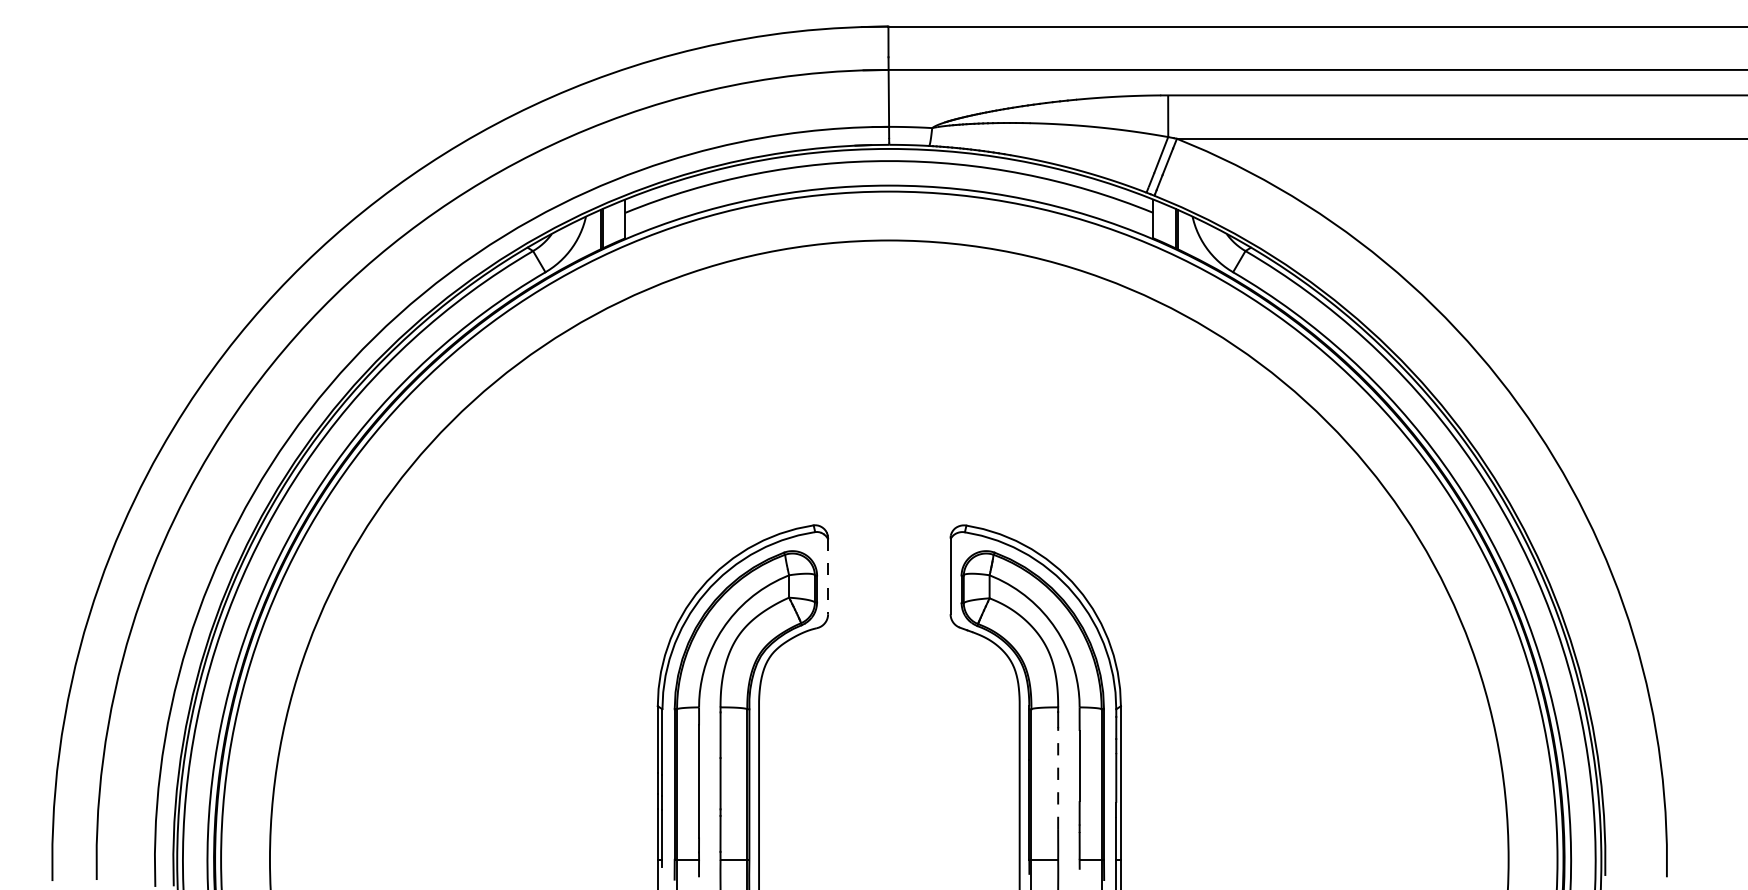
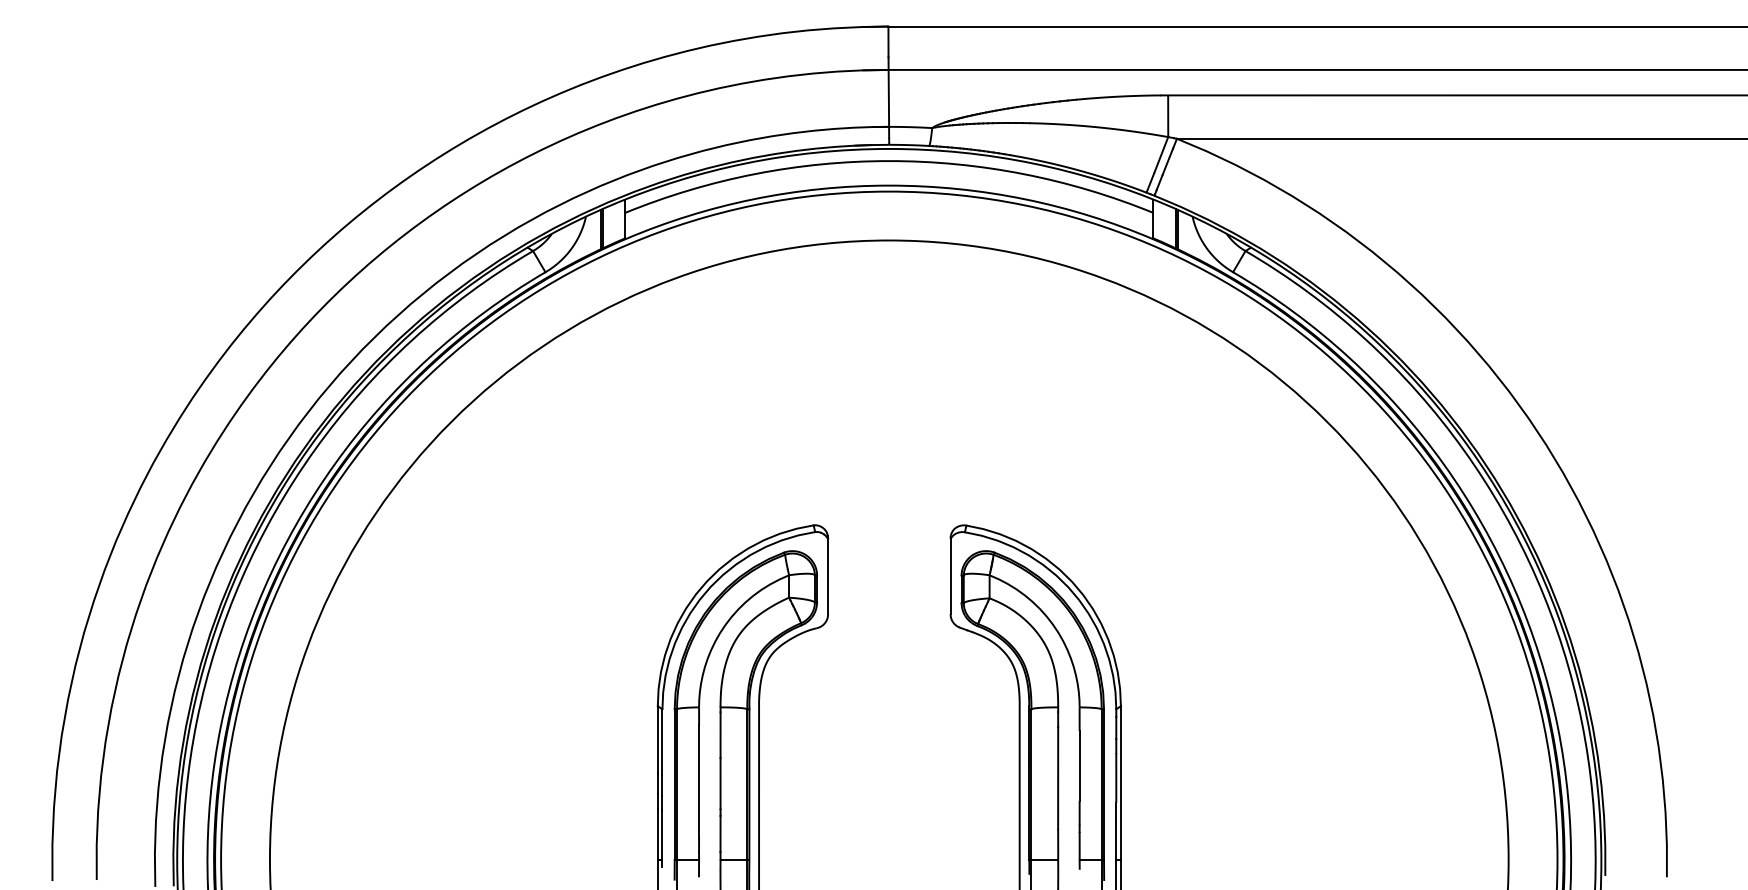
line: dashed -> solid (828, 576)
line: dashed -> solid (1058, 778)
